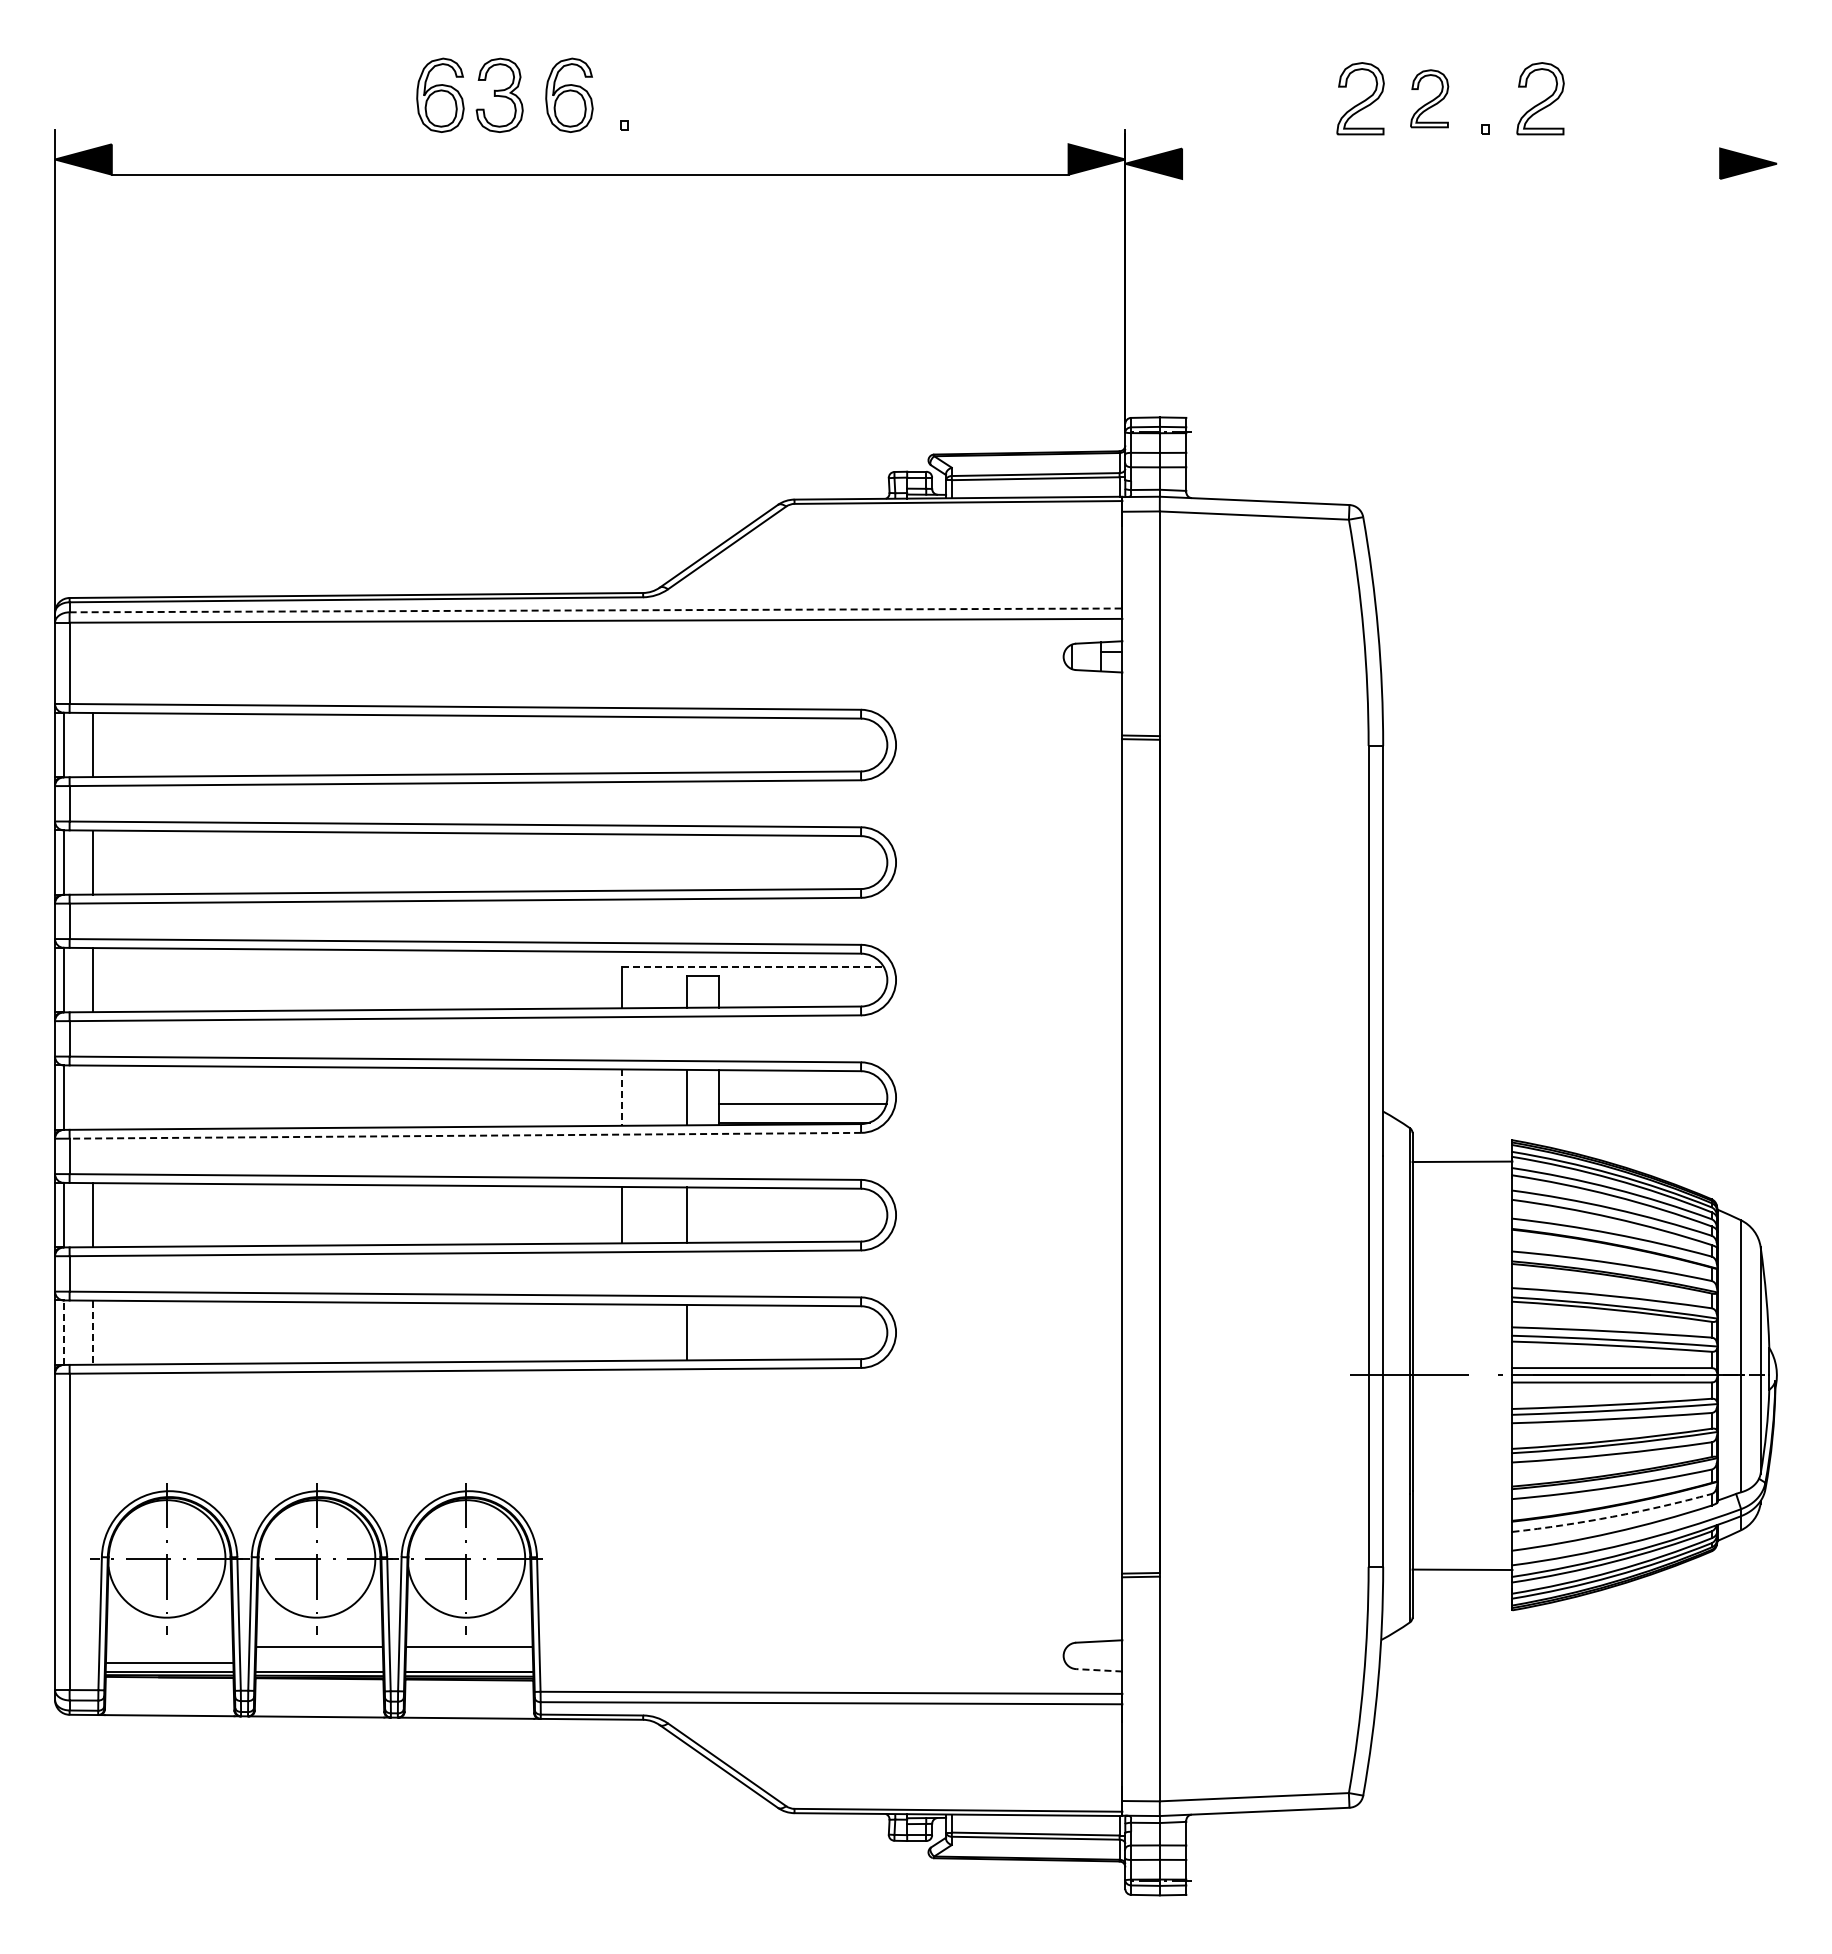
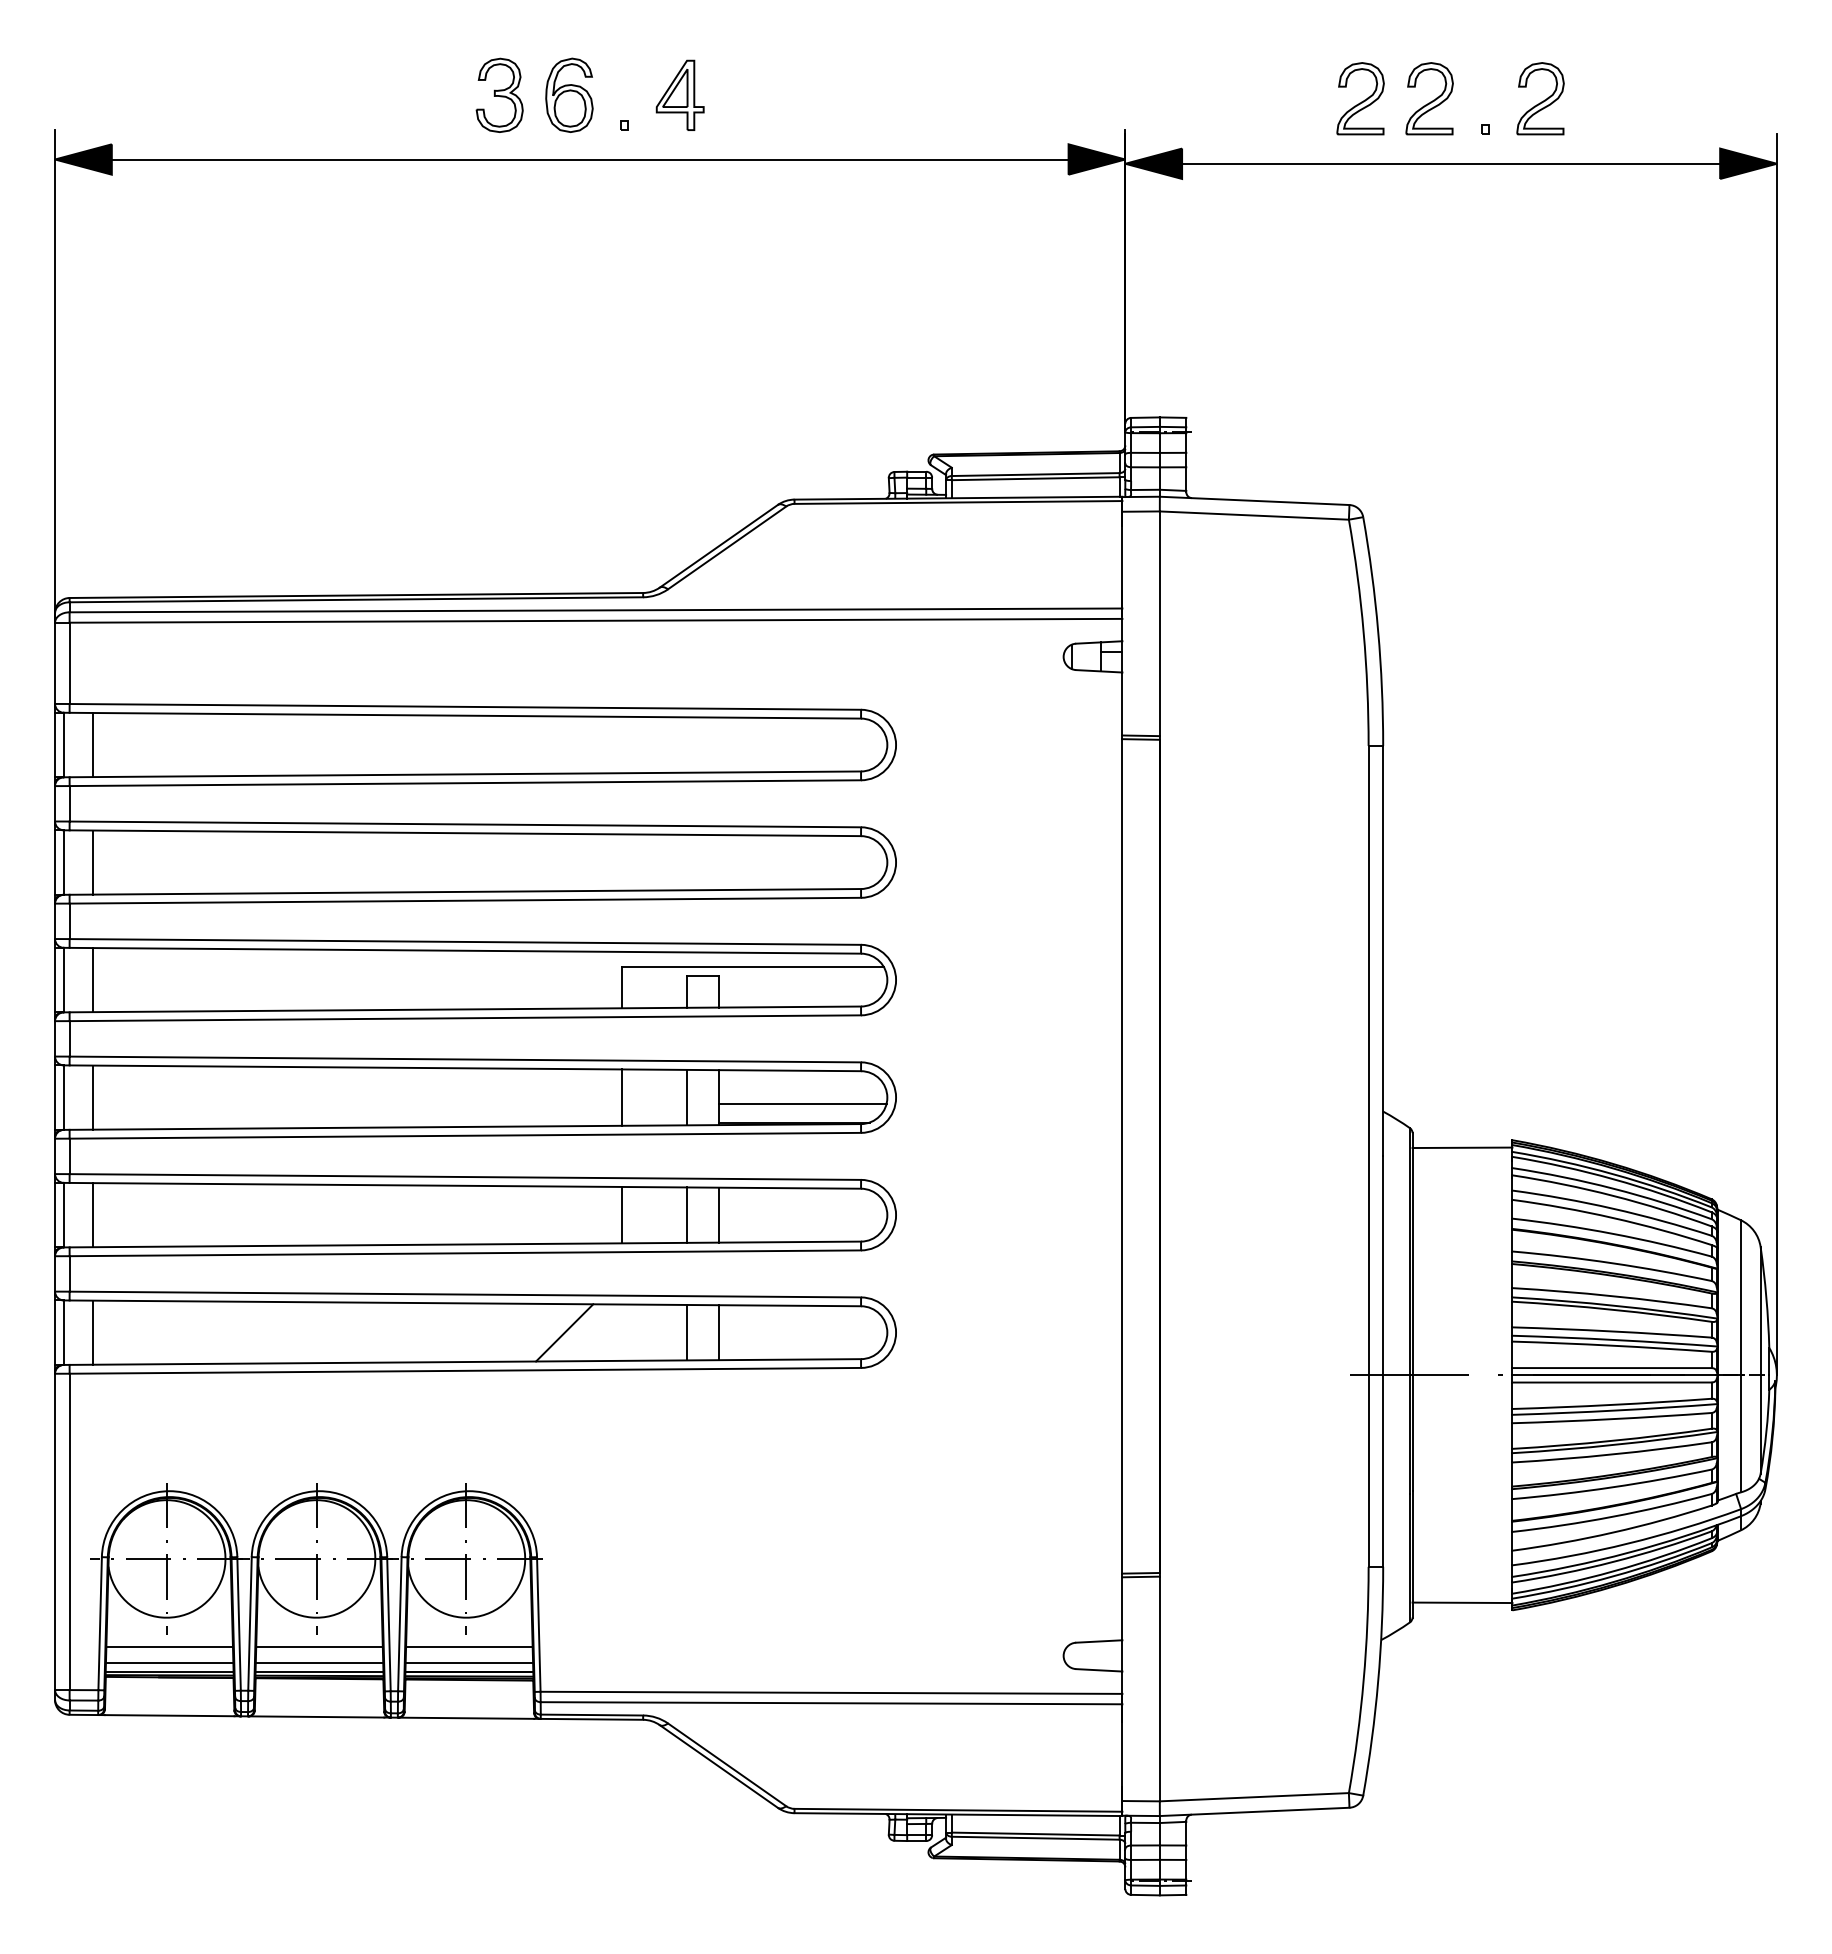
part: present -> none (440, 94)
part: none -> present (679, 94)
part size: 40x60 px -> 49x74 px (1429, 98)
line: none -> present (1451, 163)
line position: (589, 174) -> (589, 159) (589, 159)
line: dashed -> solid (596, 610)
line: none -> present (1776, 754)
line: dashed -> solid (752, 966)
line: none -> present (93, 1097)
line: dashed -> solid (622, 1098)
line: dashed -> solid (465, 1135)
line position: (1462, 1161) -> (1462, 1147) (1462, 1147)
line: none -> present (719, 1214)
line: dashed -> solid (63, 1332)
line: none -> present (564, 1332)
line: none -> present (719, 1332)
line: dashed -> solid (93, 1333)
arc: dashed -> solid (1612, 1516)
line position: (1462, 1569) -> (1462, 1602) (1462, 1602)
line: none -> present (169, 1647)
line: none -> present (319, 1663)
line: none -> present (469, 1663)
line: dashed -> solid (1098, 1670)
